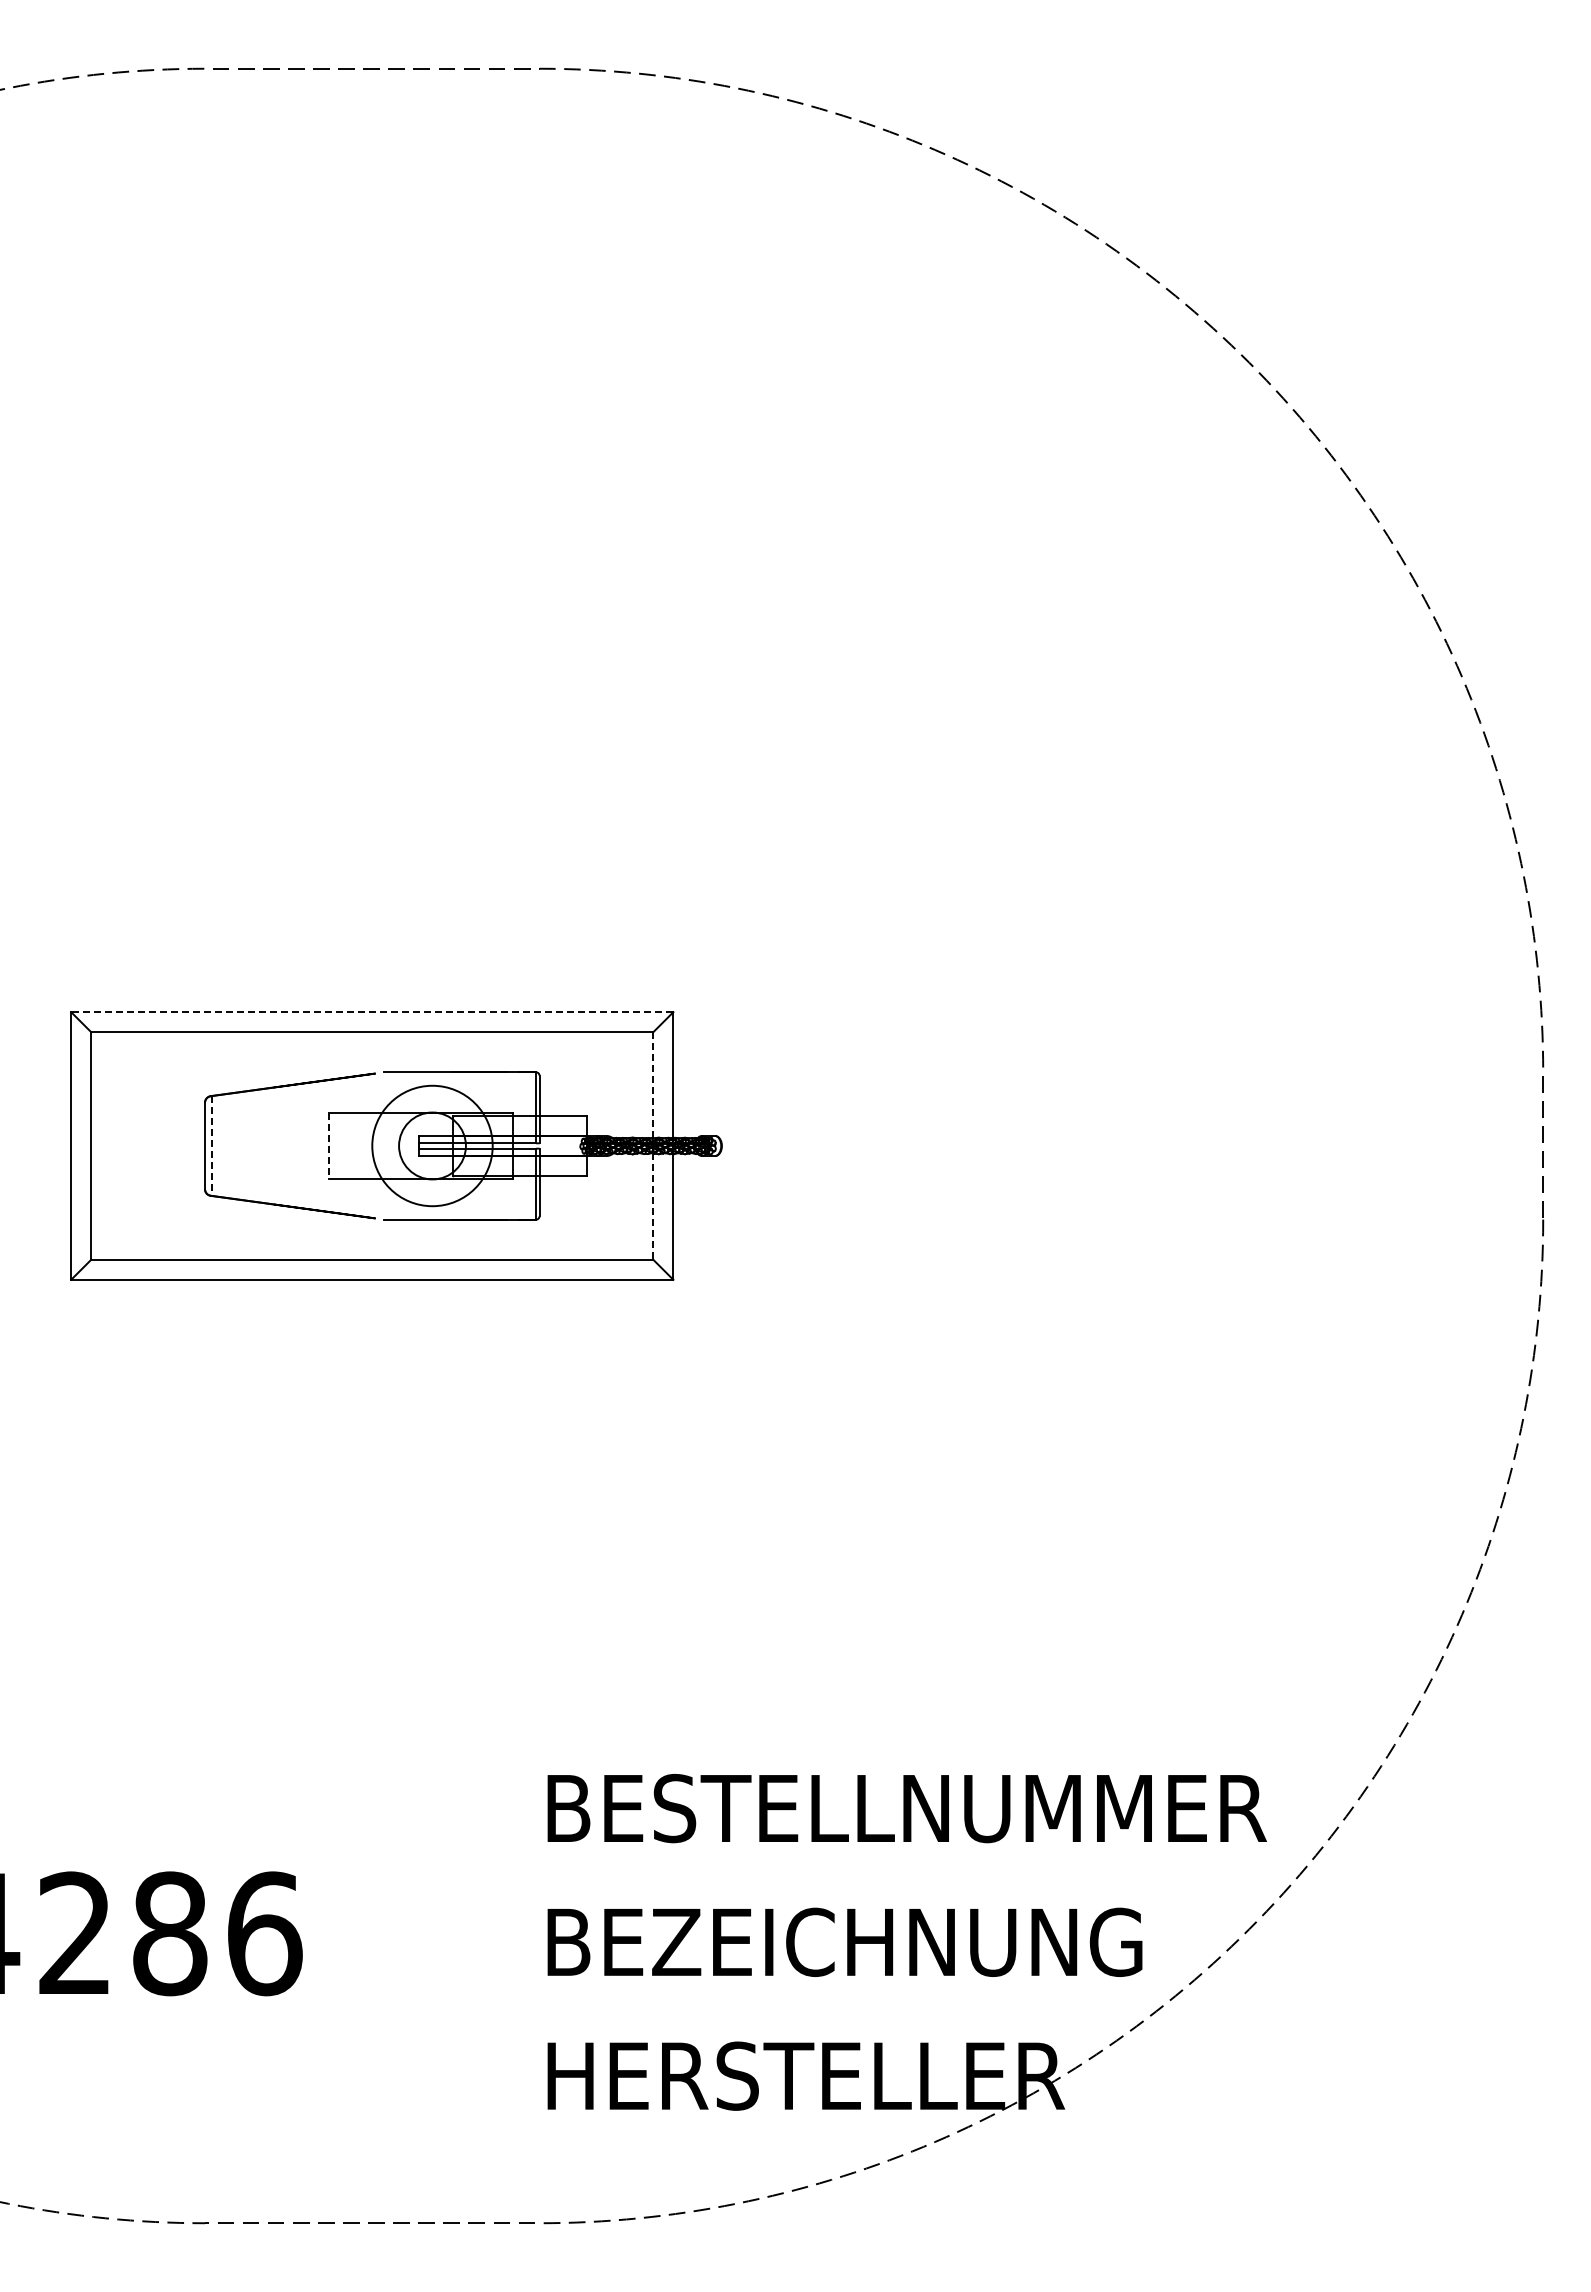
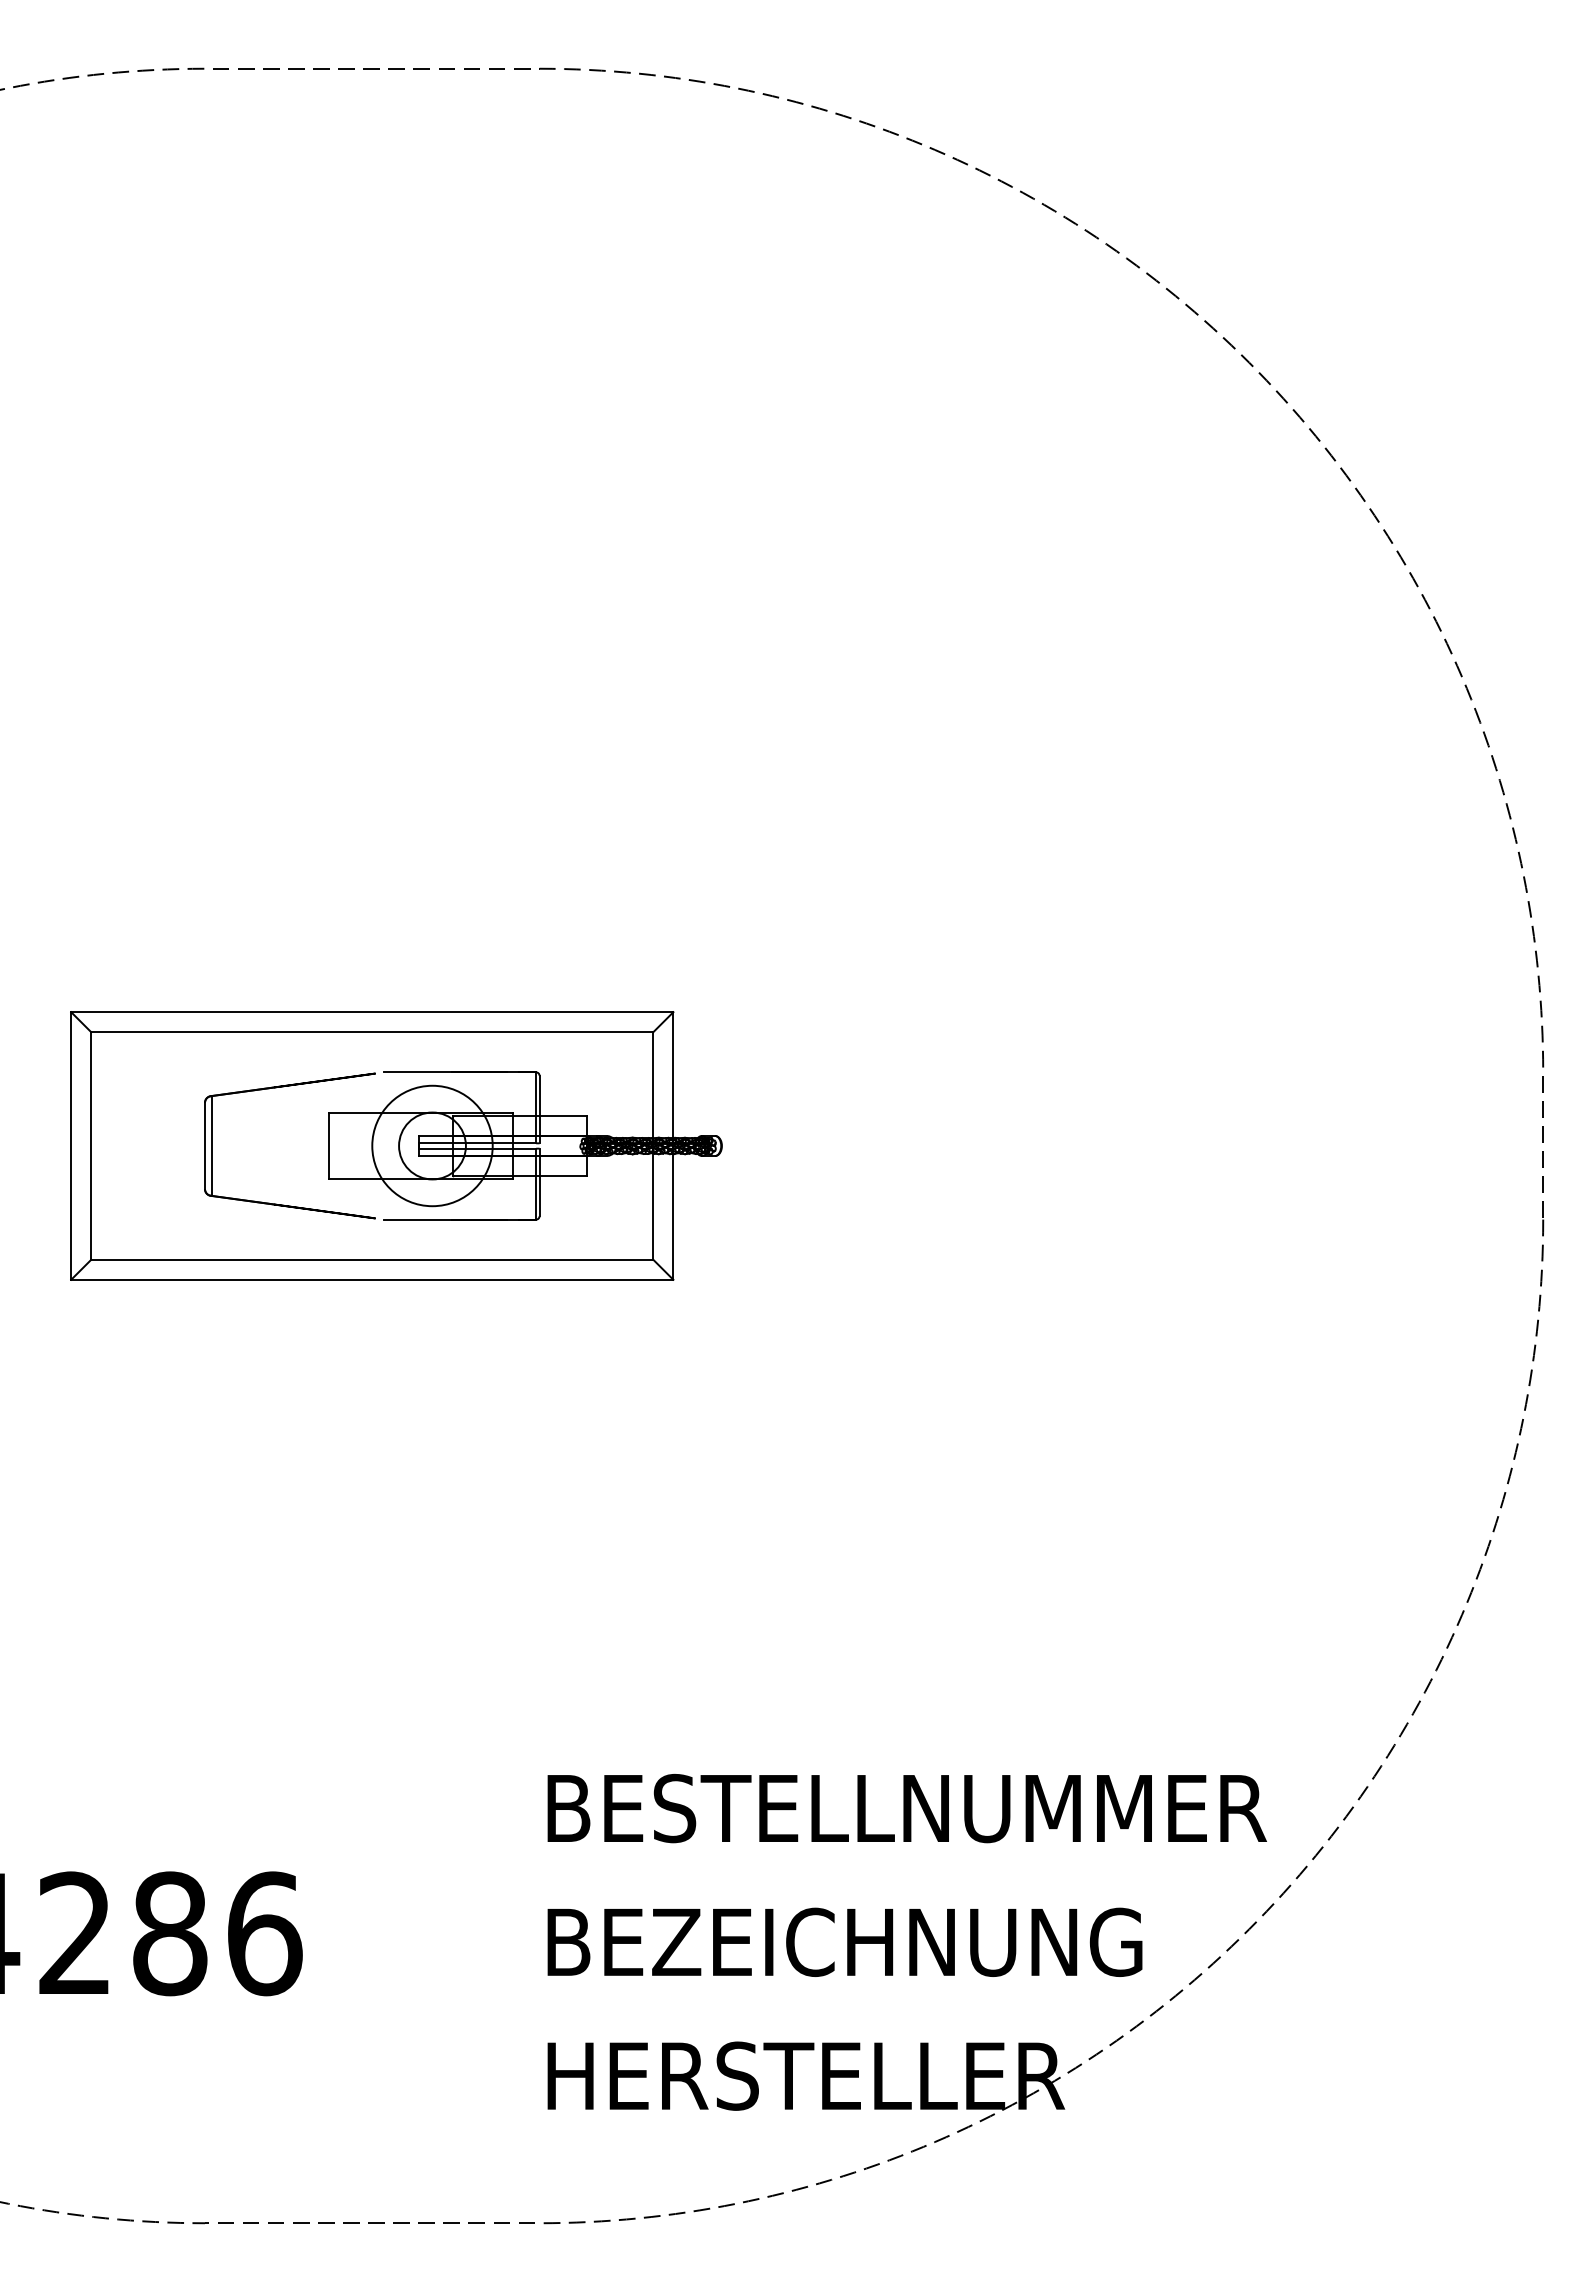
line: dashed -> solid (371, 1012)
line: dashed -> solid (211, 1146)
line: dashed -> solid (328, 1146)
line: dashed -> solid (653, 1146)
